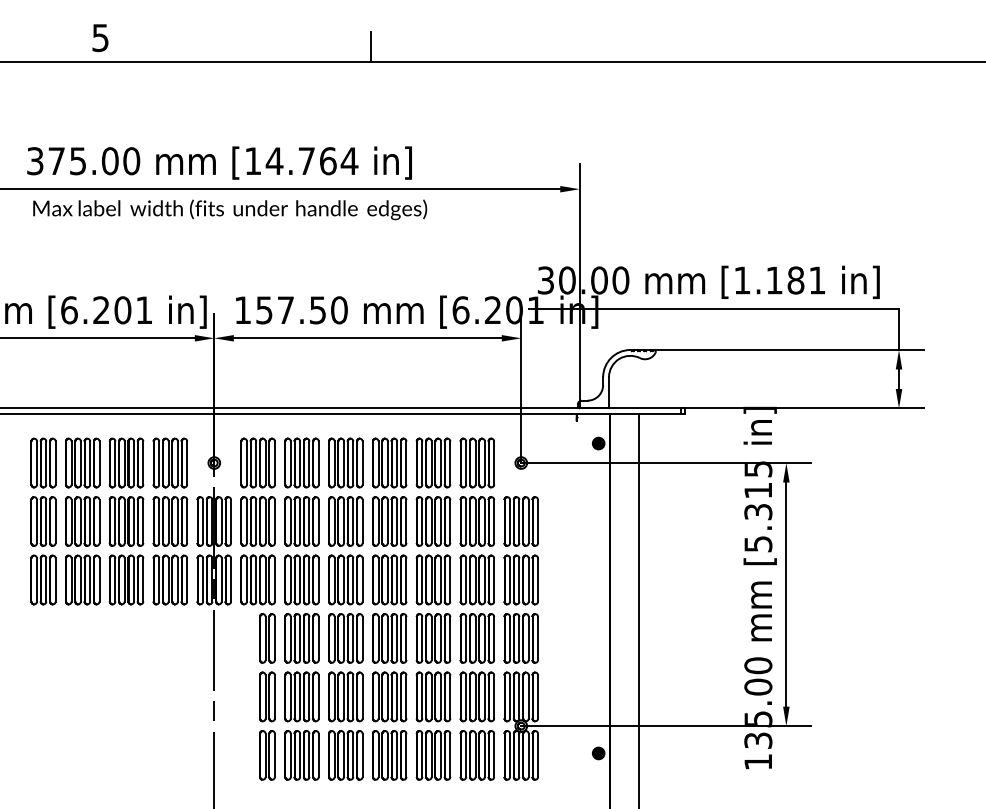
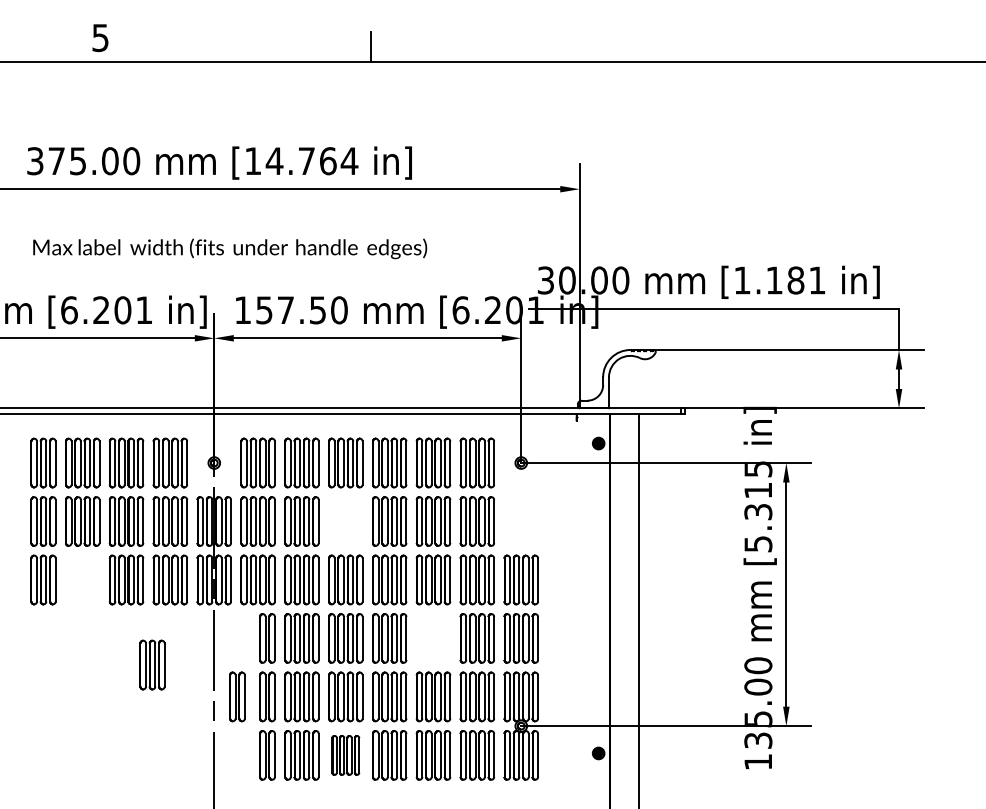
text position: (230, 209) -> (230, 248) (230, 248)
part: present -> none (345, 521)
part: present -> none (520, 521)
part: present -> none (82, 579)
part: present -> none (433, 638)
part: none -> present (152, 664)
part: none -> present (237, 696)
part size: 36x51 px -> 30x41 px (345, 755)
